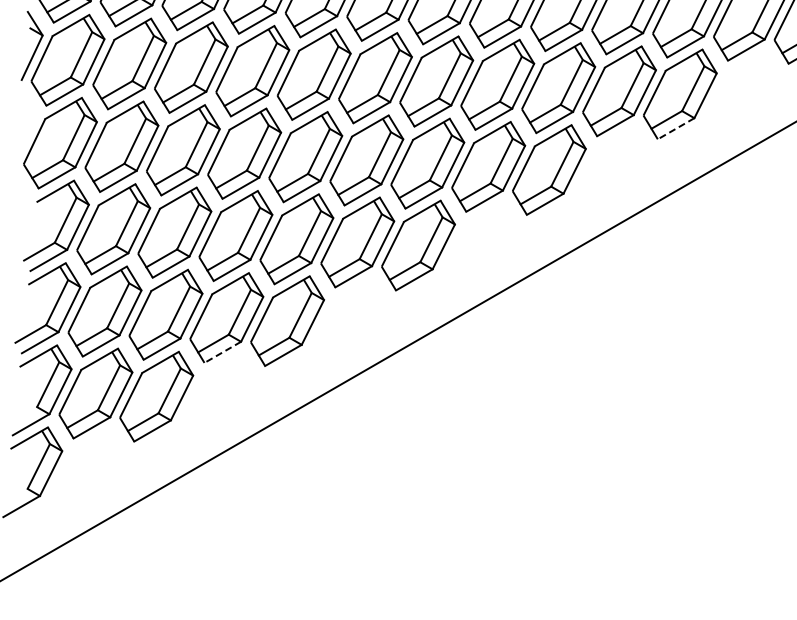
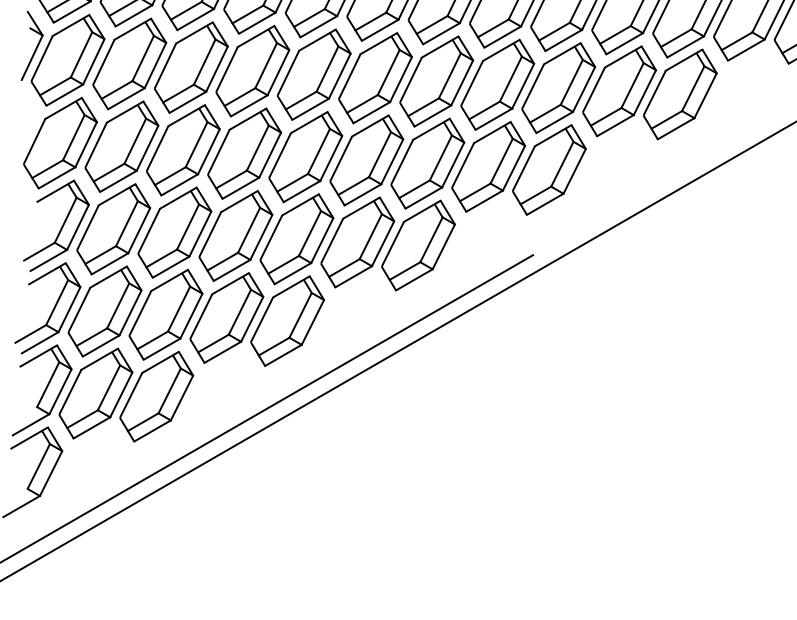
line: dashed -> solid (675, 129)
line: dashed -> solid (222, 352)
line: none -> present (267, 407)
